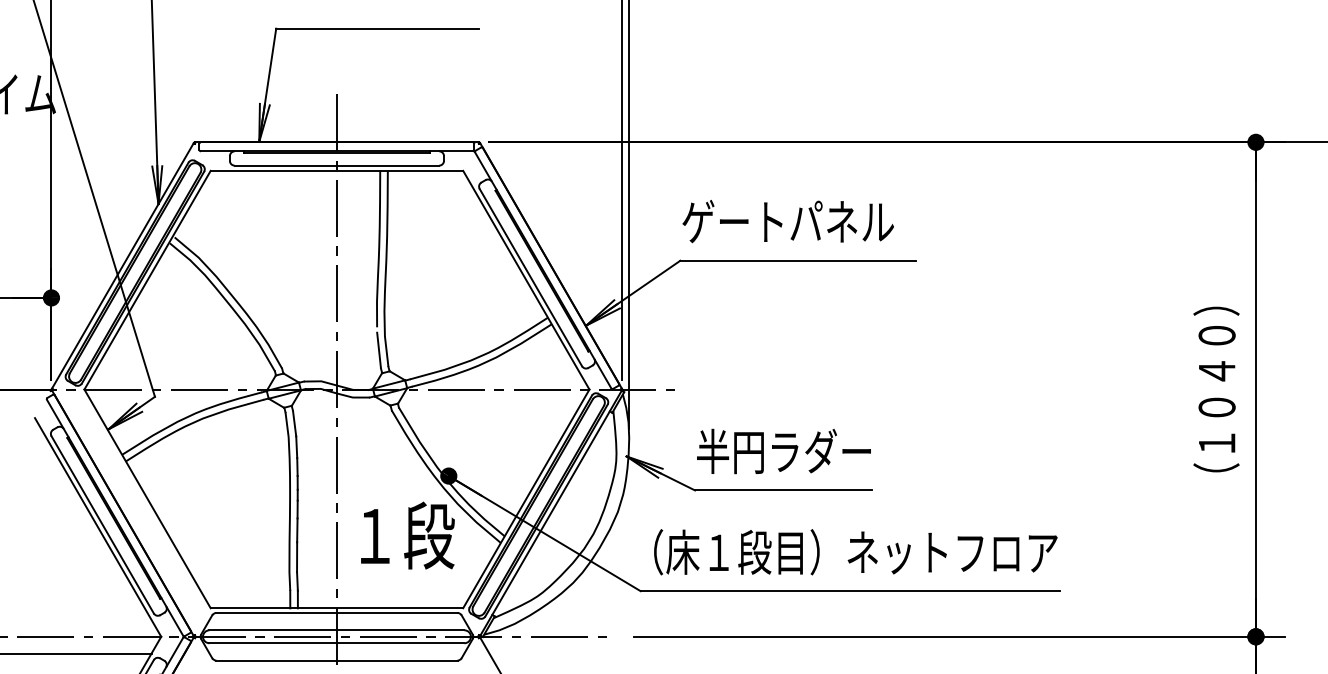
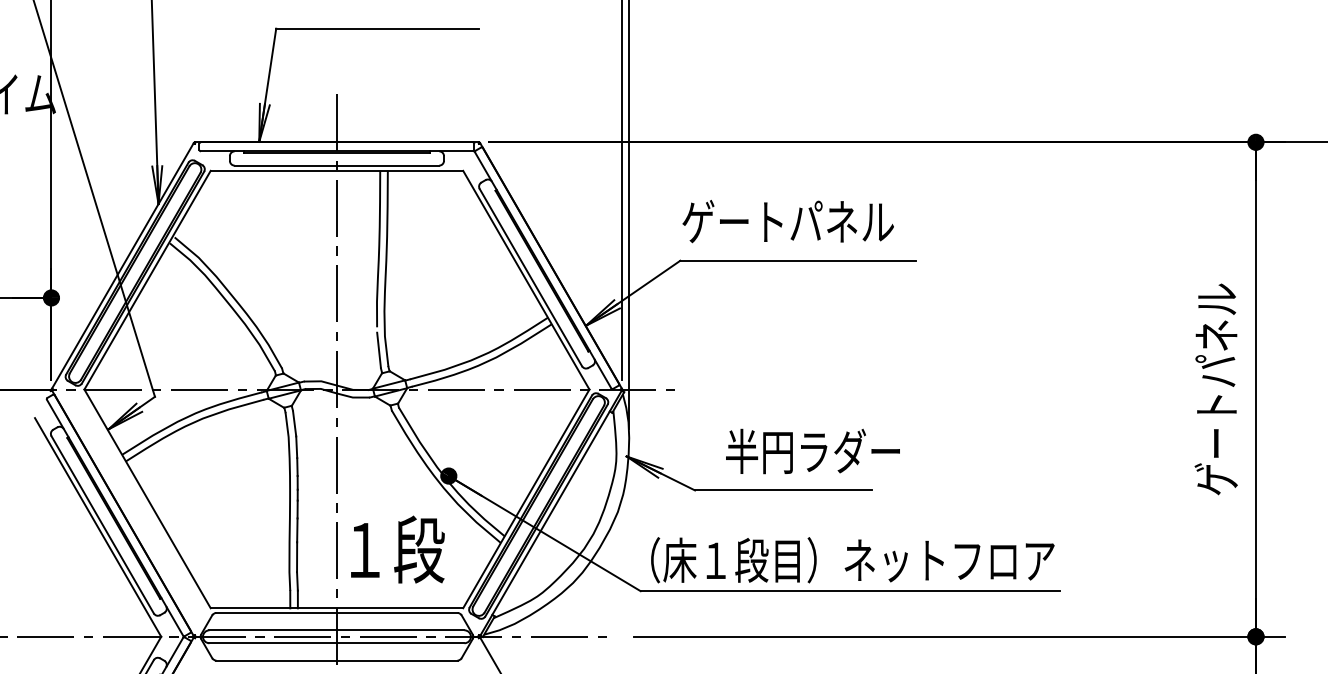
text: （１０４０） -> ゲートパネル (1216, 389)
text position: (783, 451) -> (812, 451) (812, 451)
text position: (407, 535) -> (397, 549) (397, 549)
text position: (855, 552) -> (852, 560) (852, 560)
line: present -> none (76, 653)
